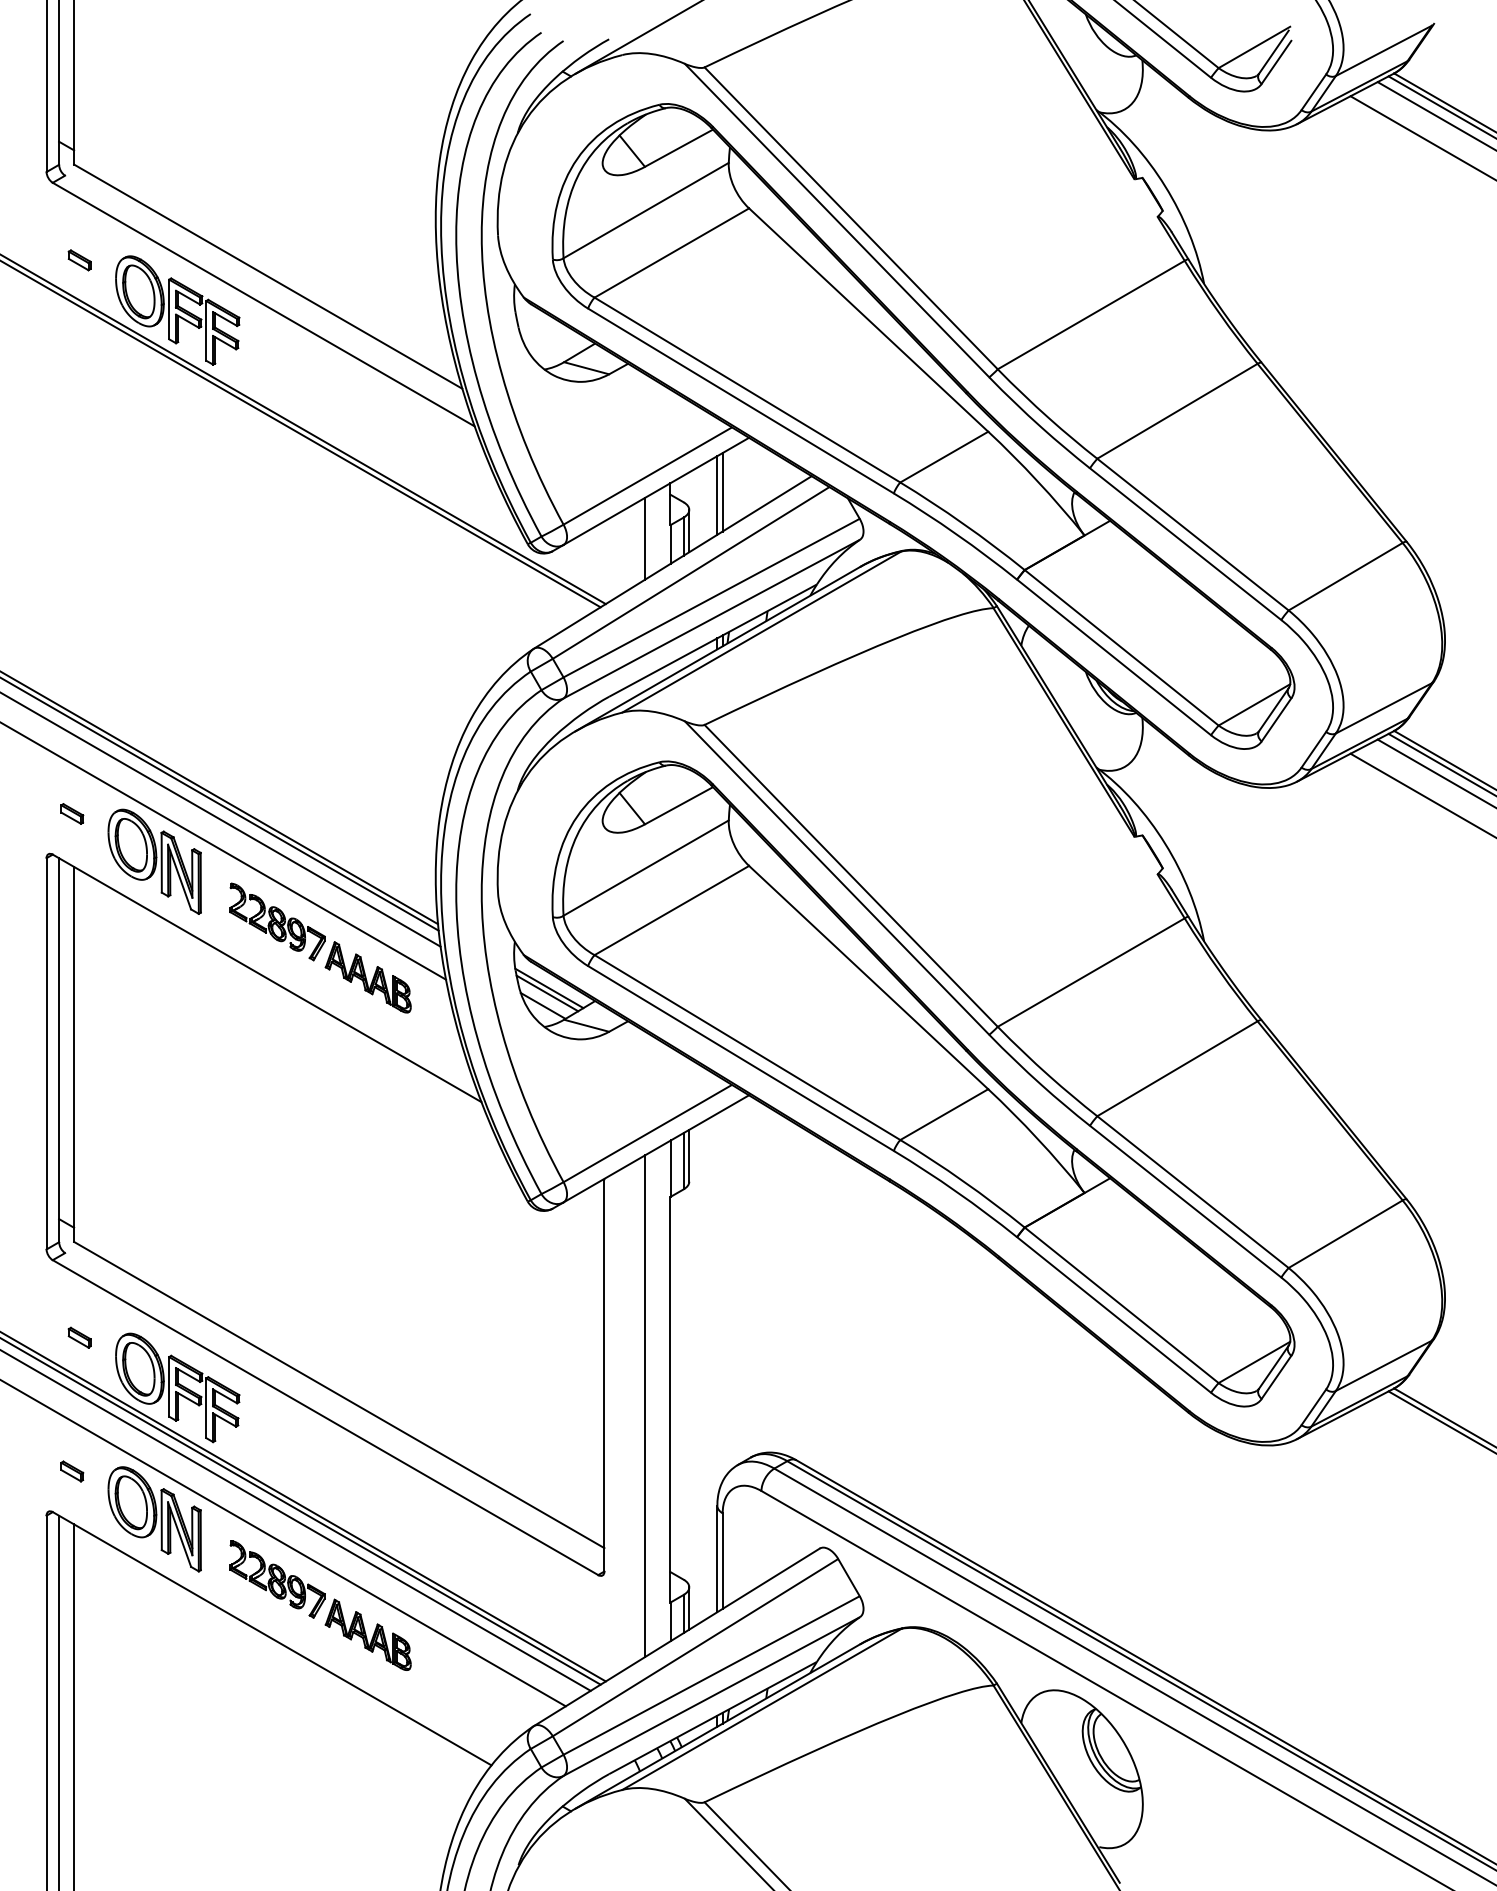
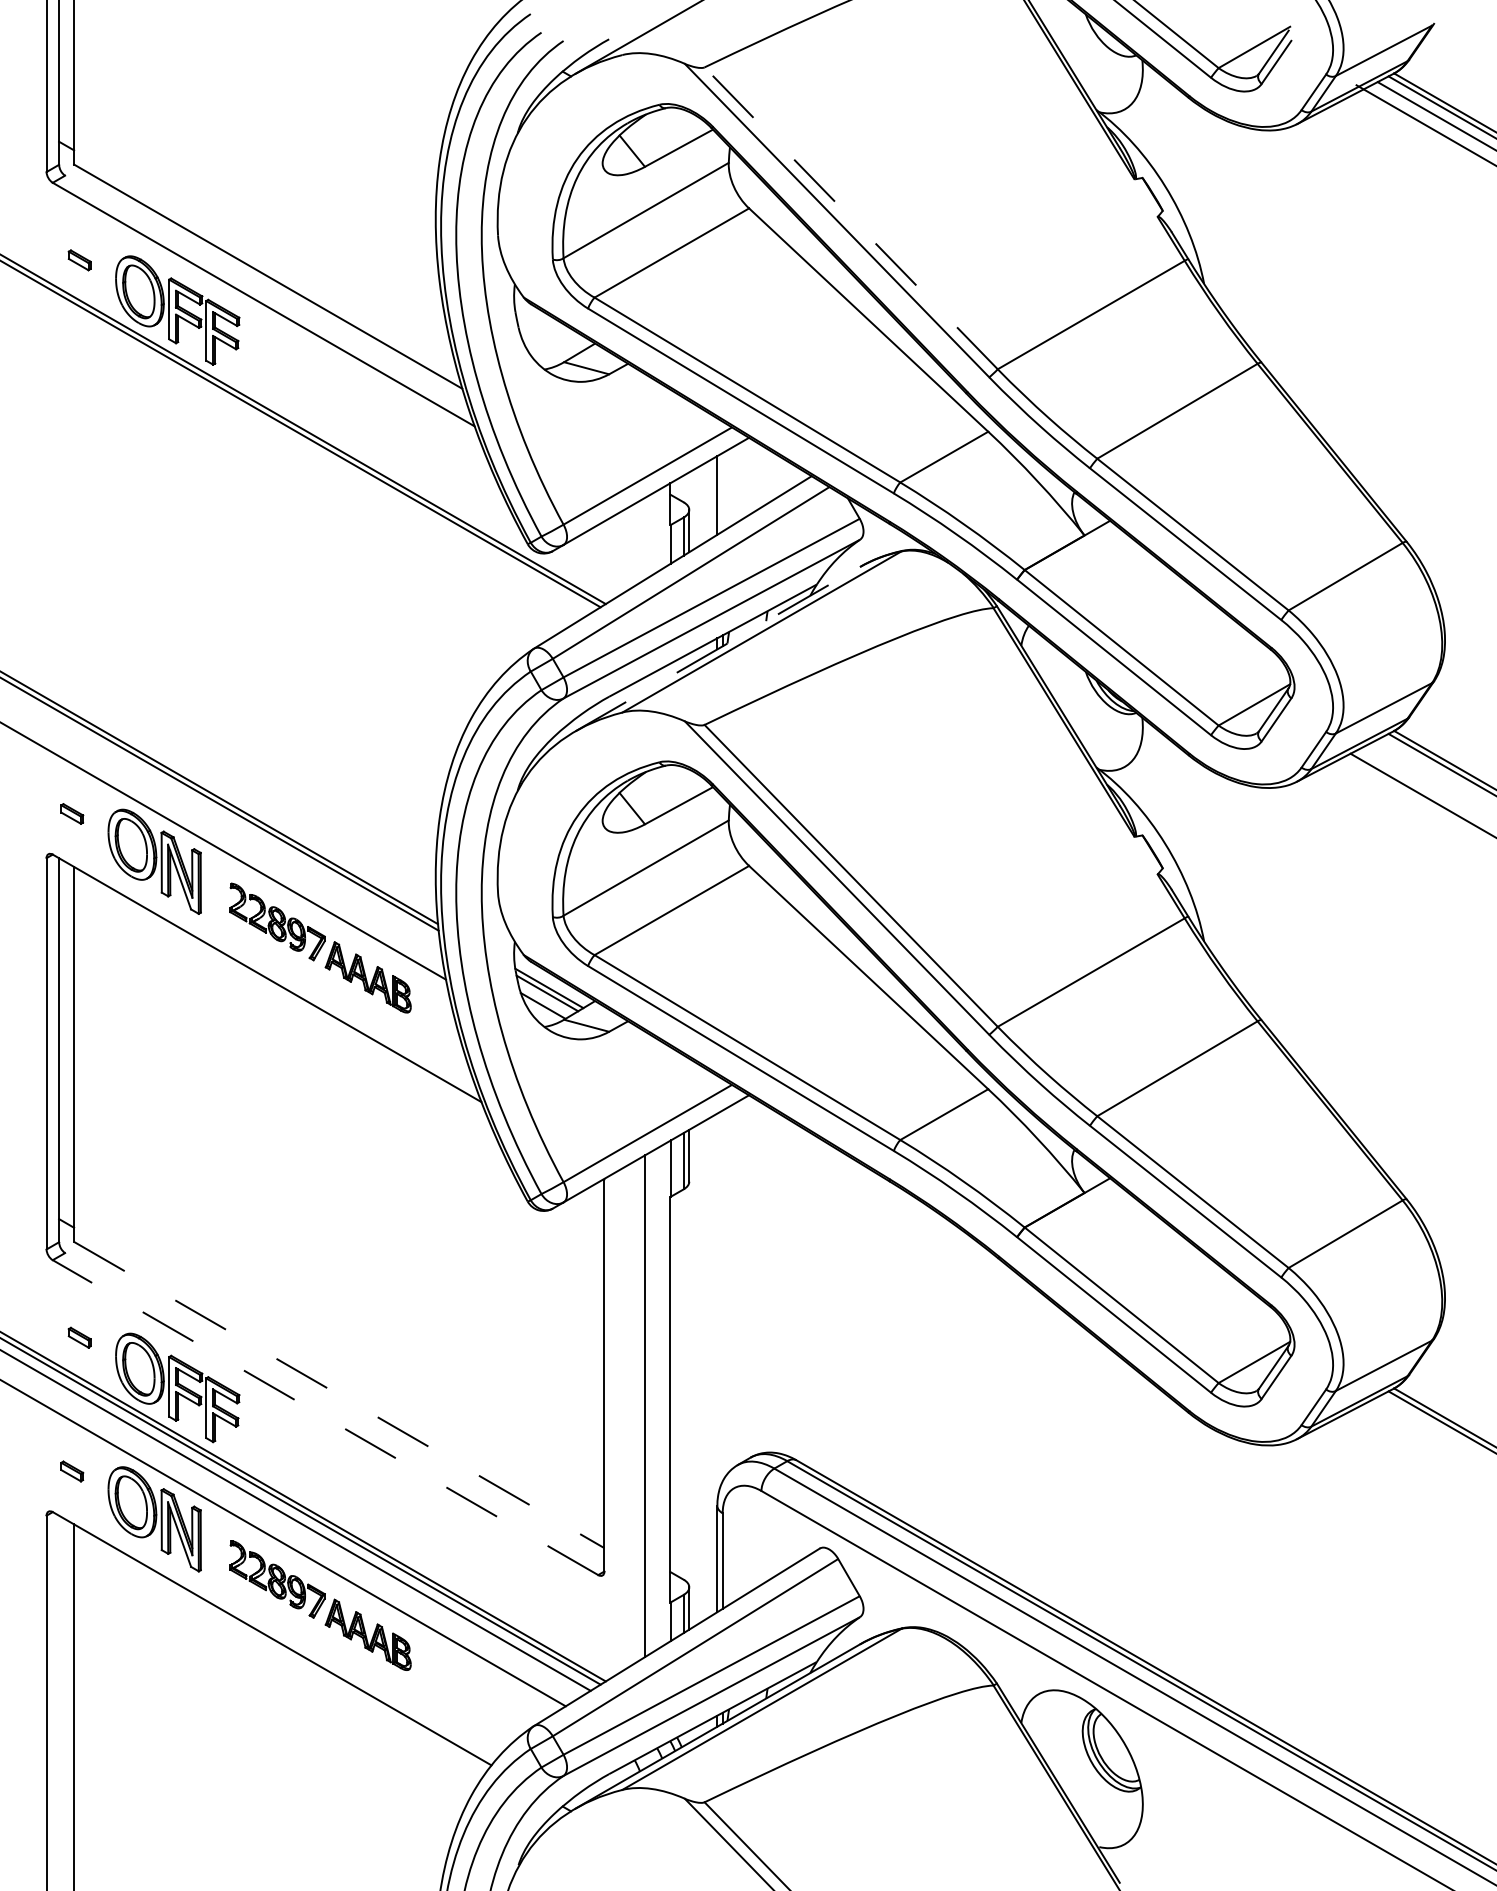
line position: (1421, 137) -> (1424, 124) (1424, 124)
line: solid -> dashed (850, 217)
line: present -> none (722, 492)
line: present -> none (645, 538)
line: solid -> dashed (718, 648)
line: present -> none (1435, 772)
line: present -> none (221, 819)
line: solid -> dashed (339, 1395)
line: solid -> dashed (325, 1417)
line: present -> none (59, 1701)
